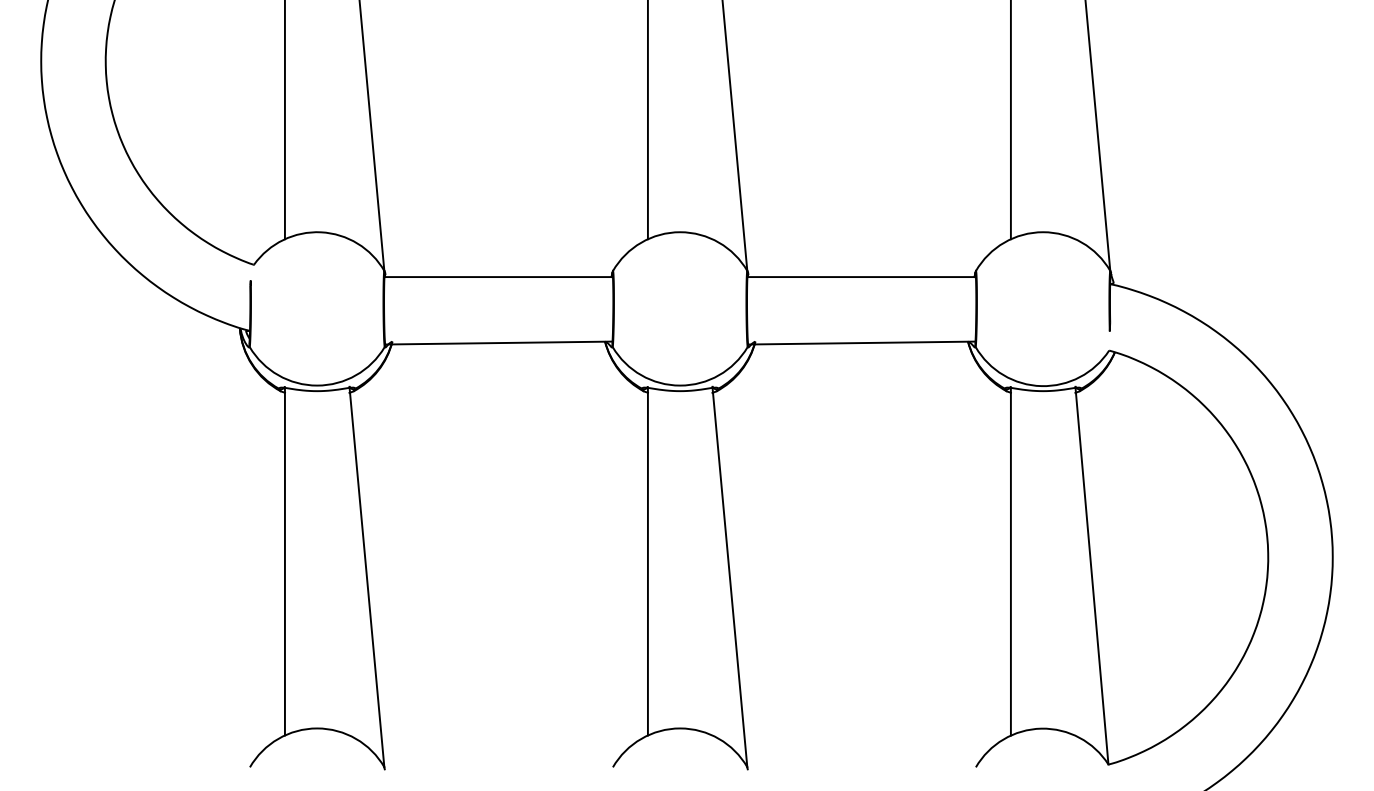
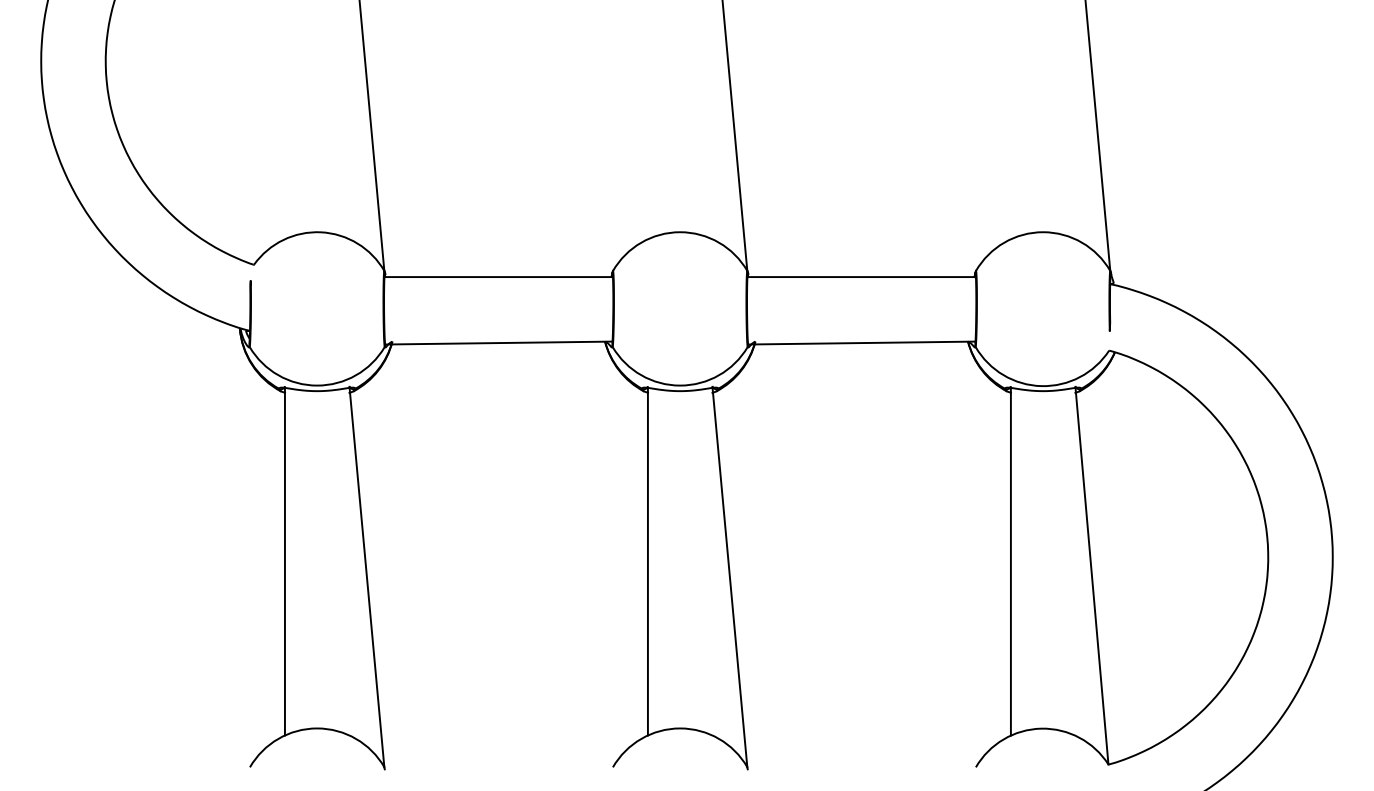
line: present -> none (284, 120)
line: present -> none (647, 120)
line: present -> none (1010, 120)
